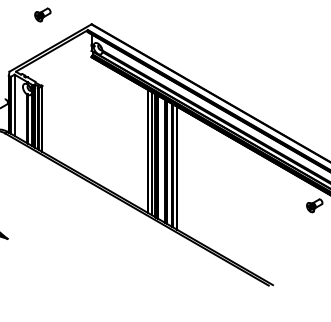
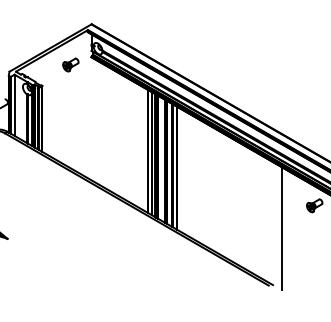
part position: (42, 14) -> (70, 64) (70, 64)
line: none -> present (281, 228)
